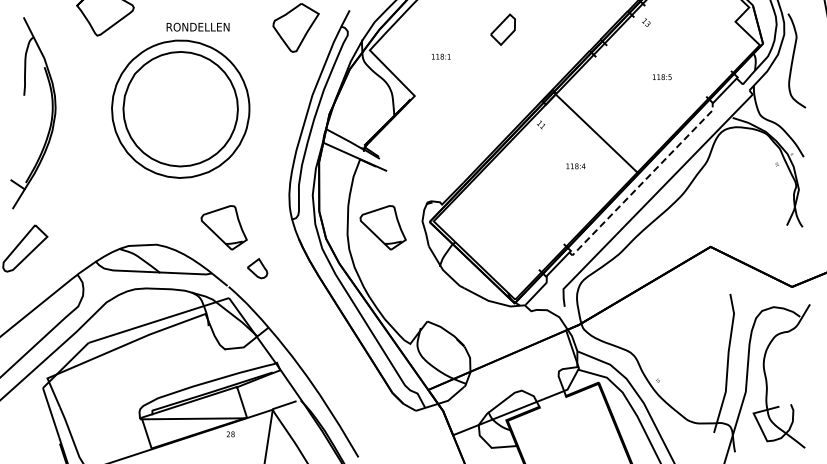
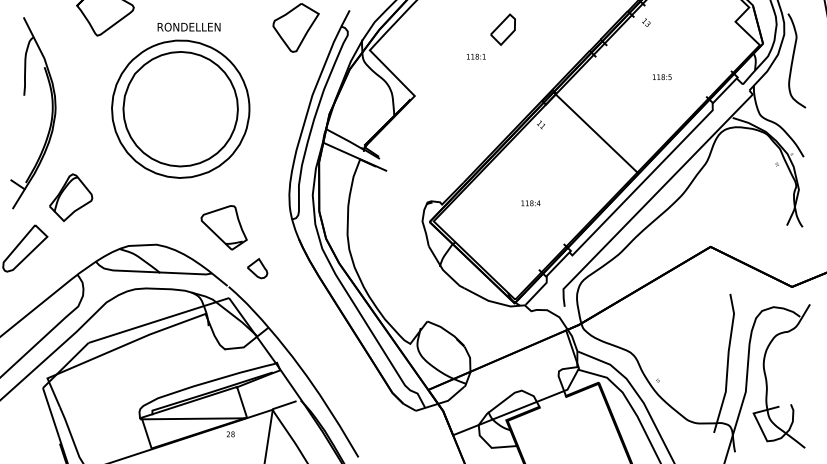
text position: (197, 26) -> (188, 26) (188, 26)
text position: (441, 56) -> (476, 56) (476, 56)
text position: (575, 166) -> (530, 203) (530, 203)
line: dashed -> solid (643, 181)
part: none -> present (71, 197)
part: present -> none (382, 227)
